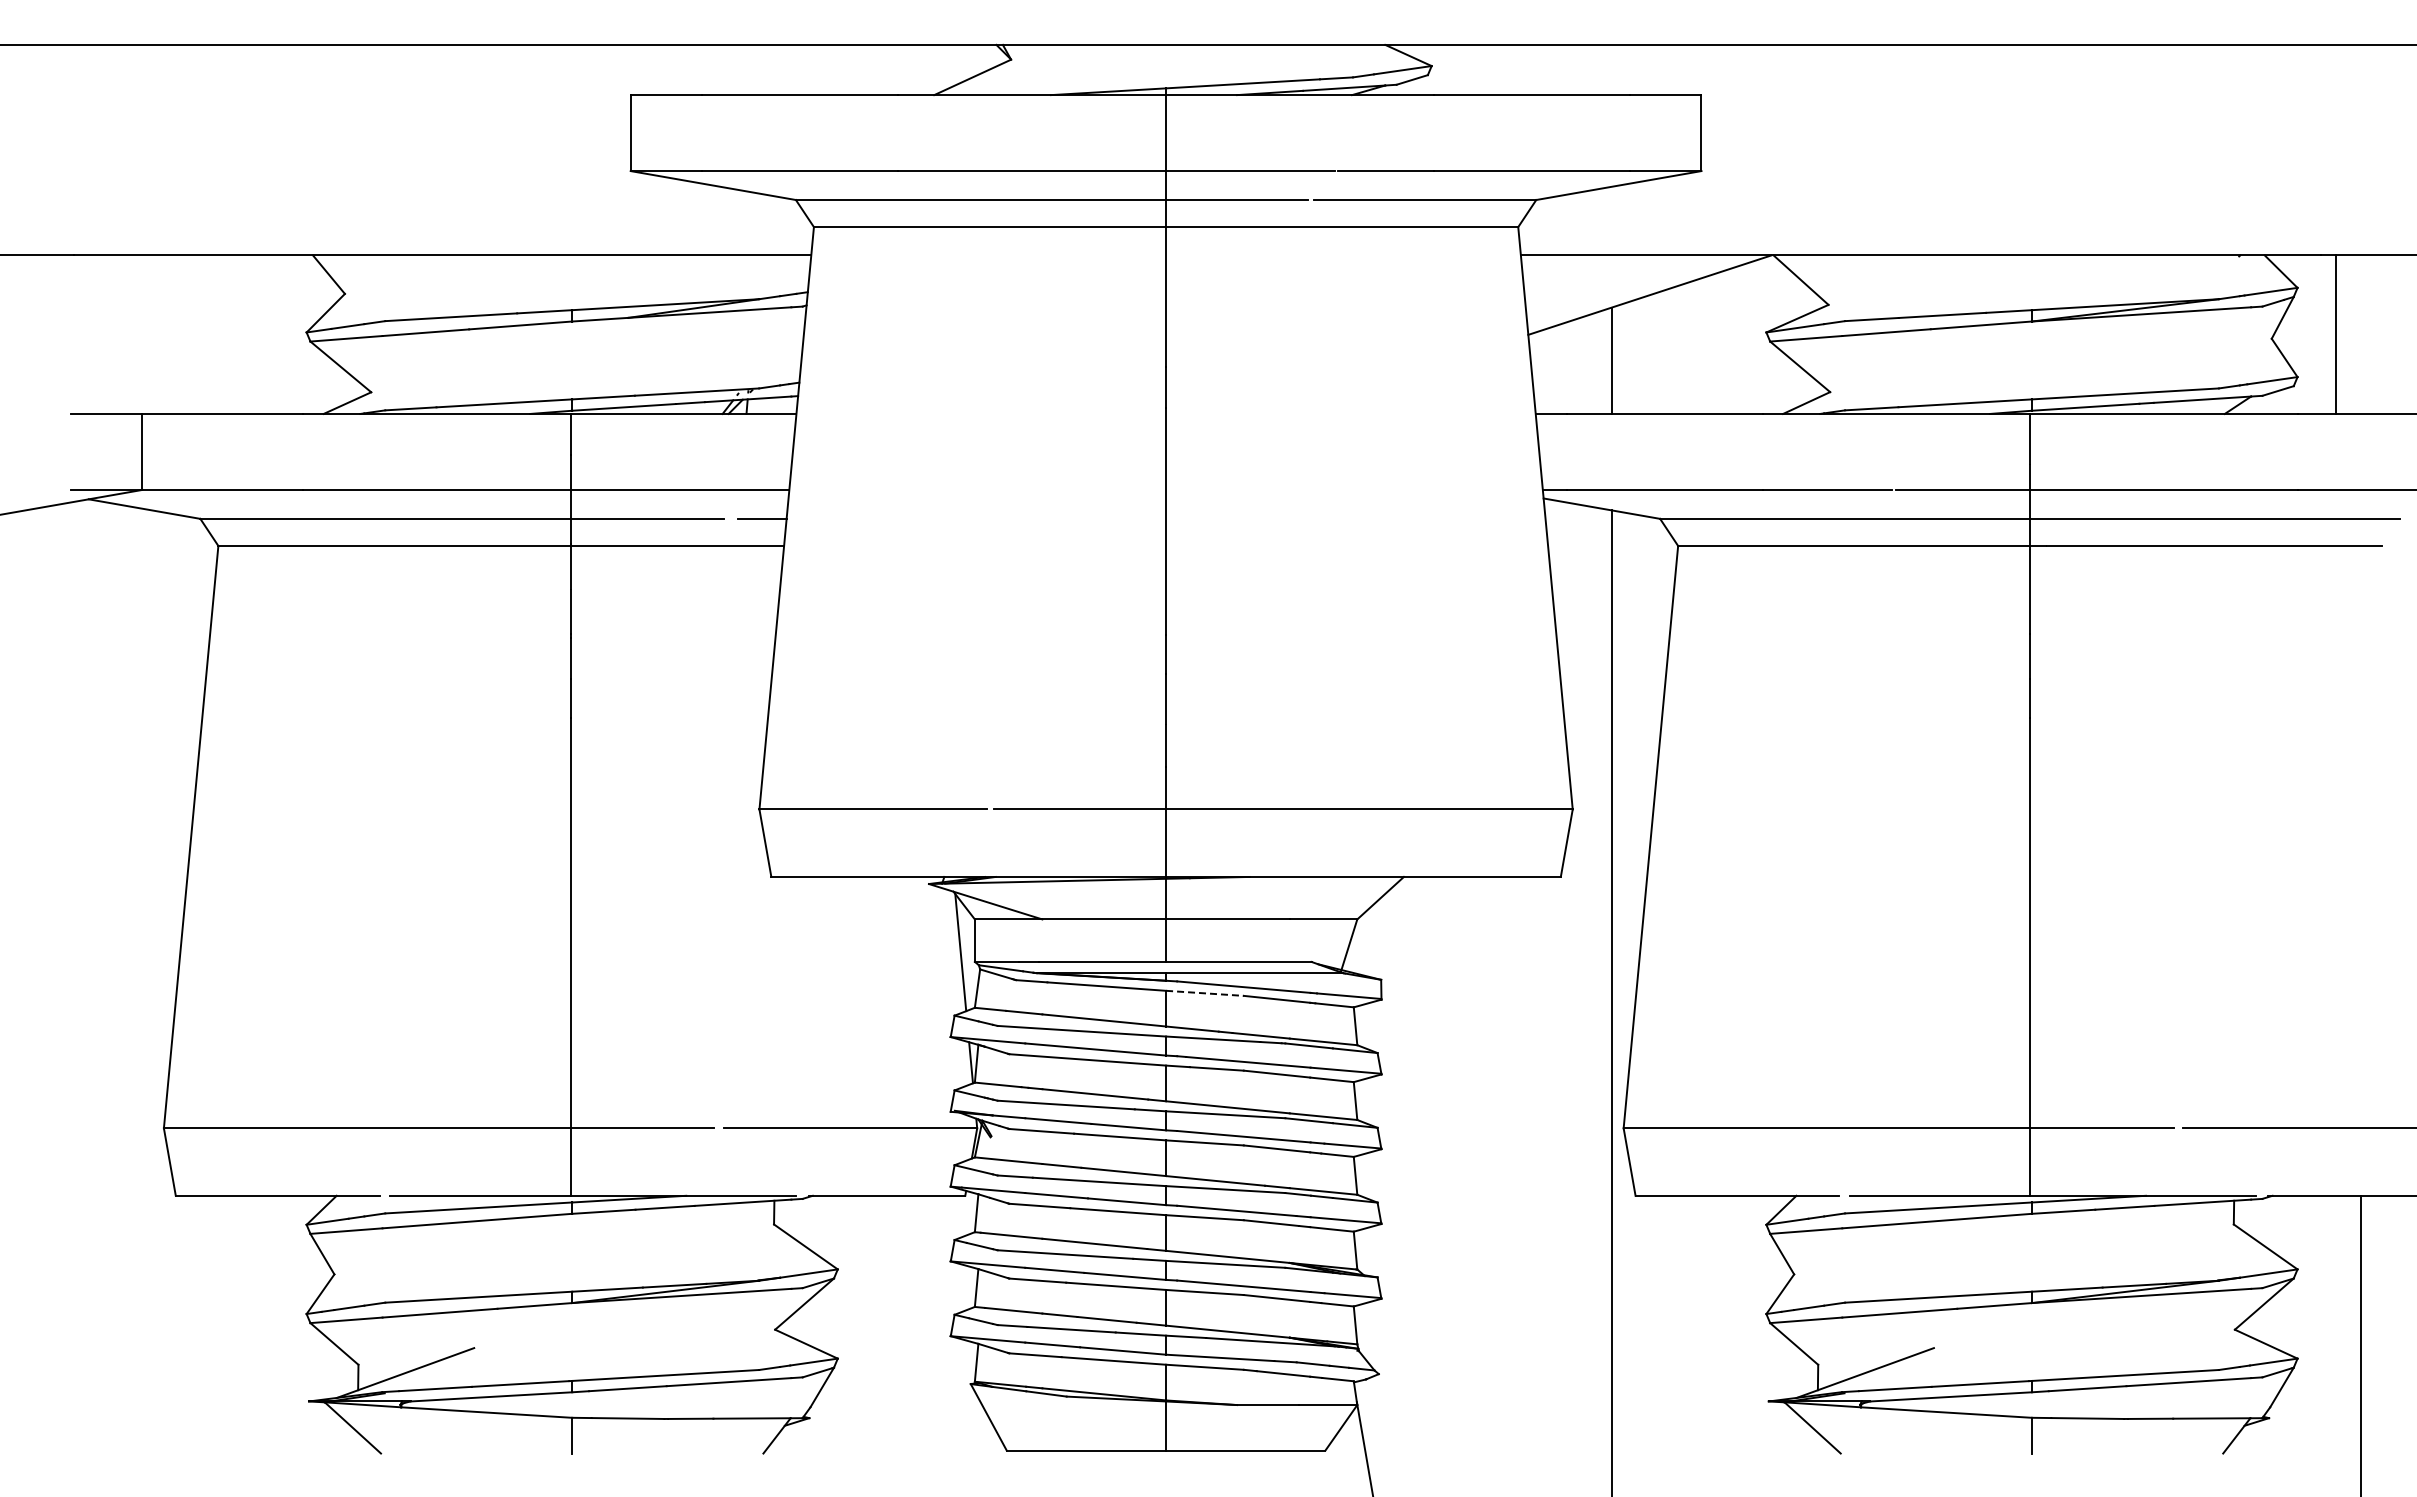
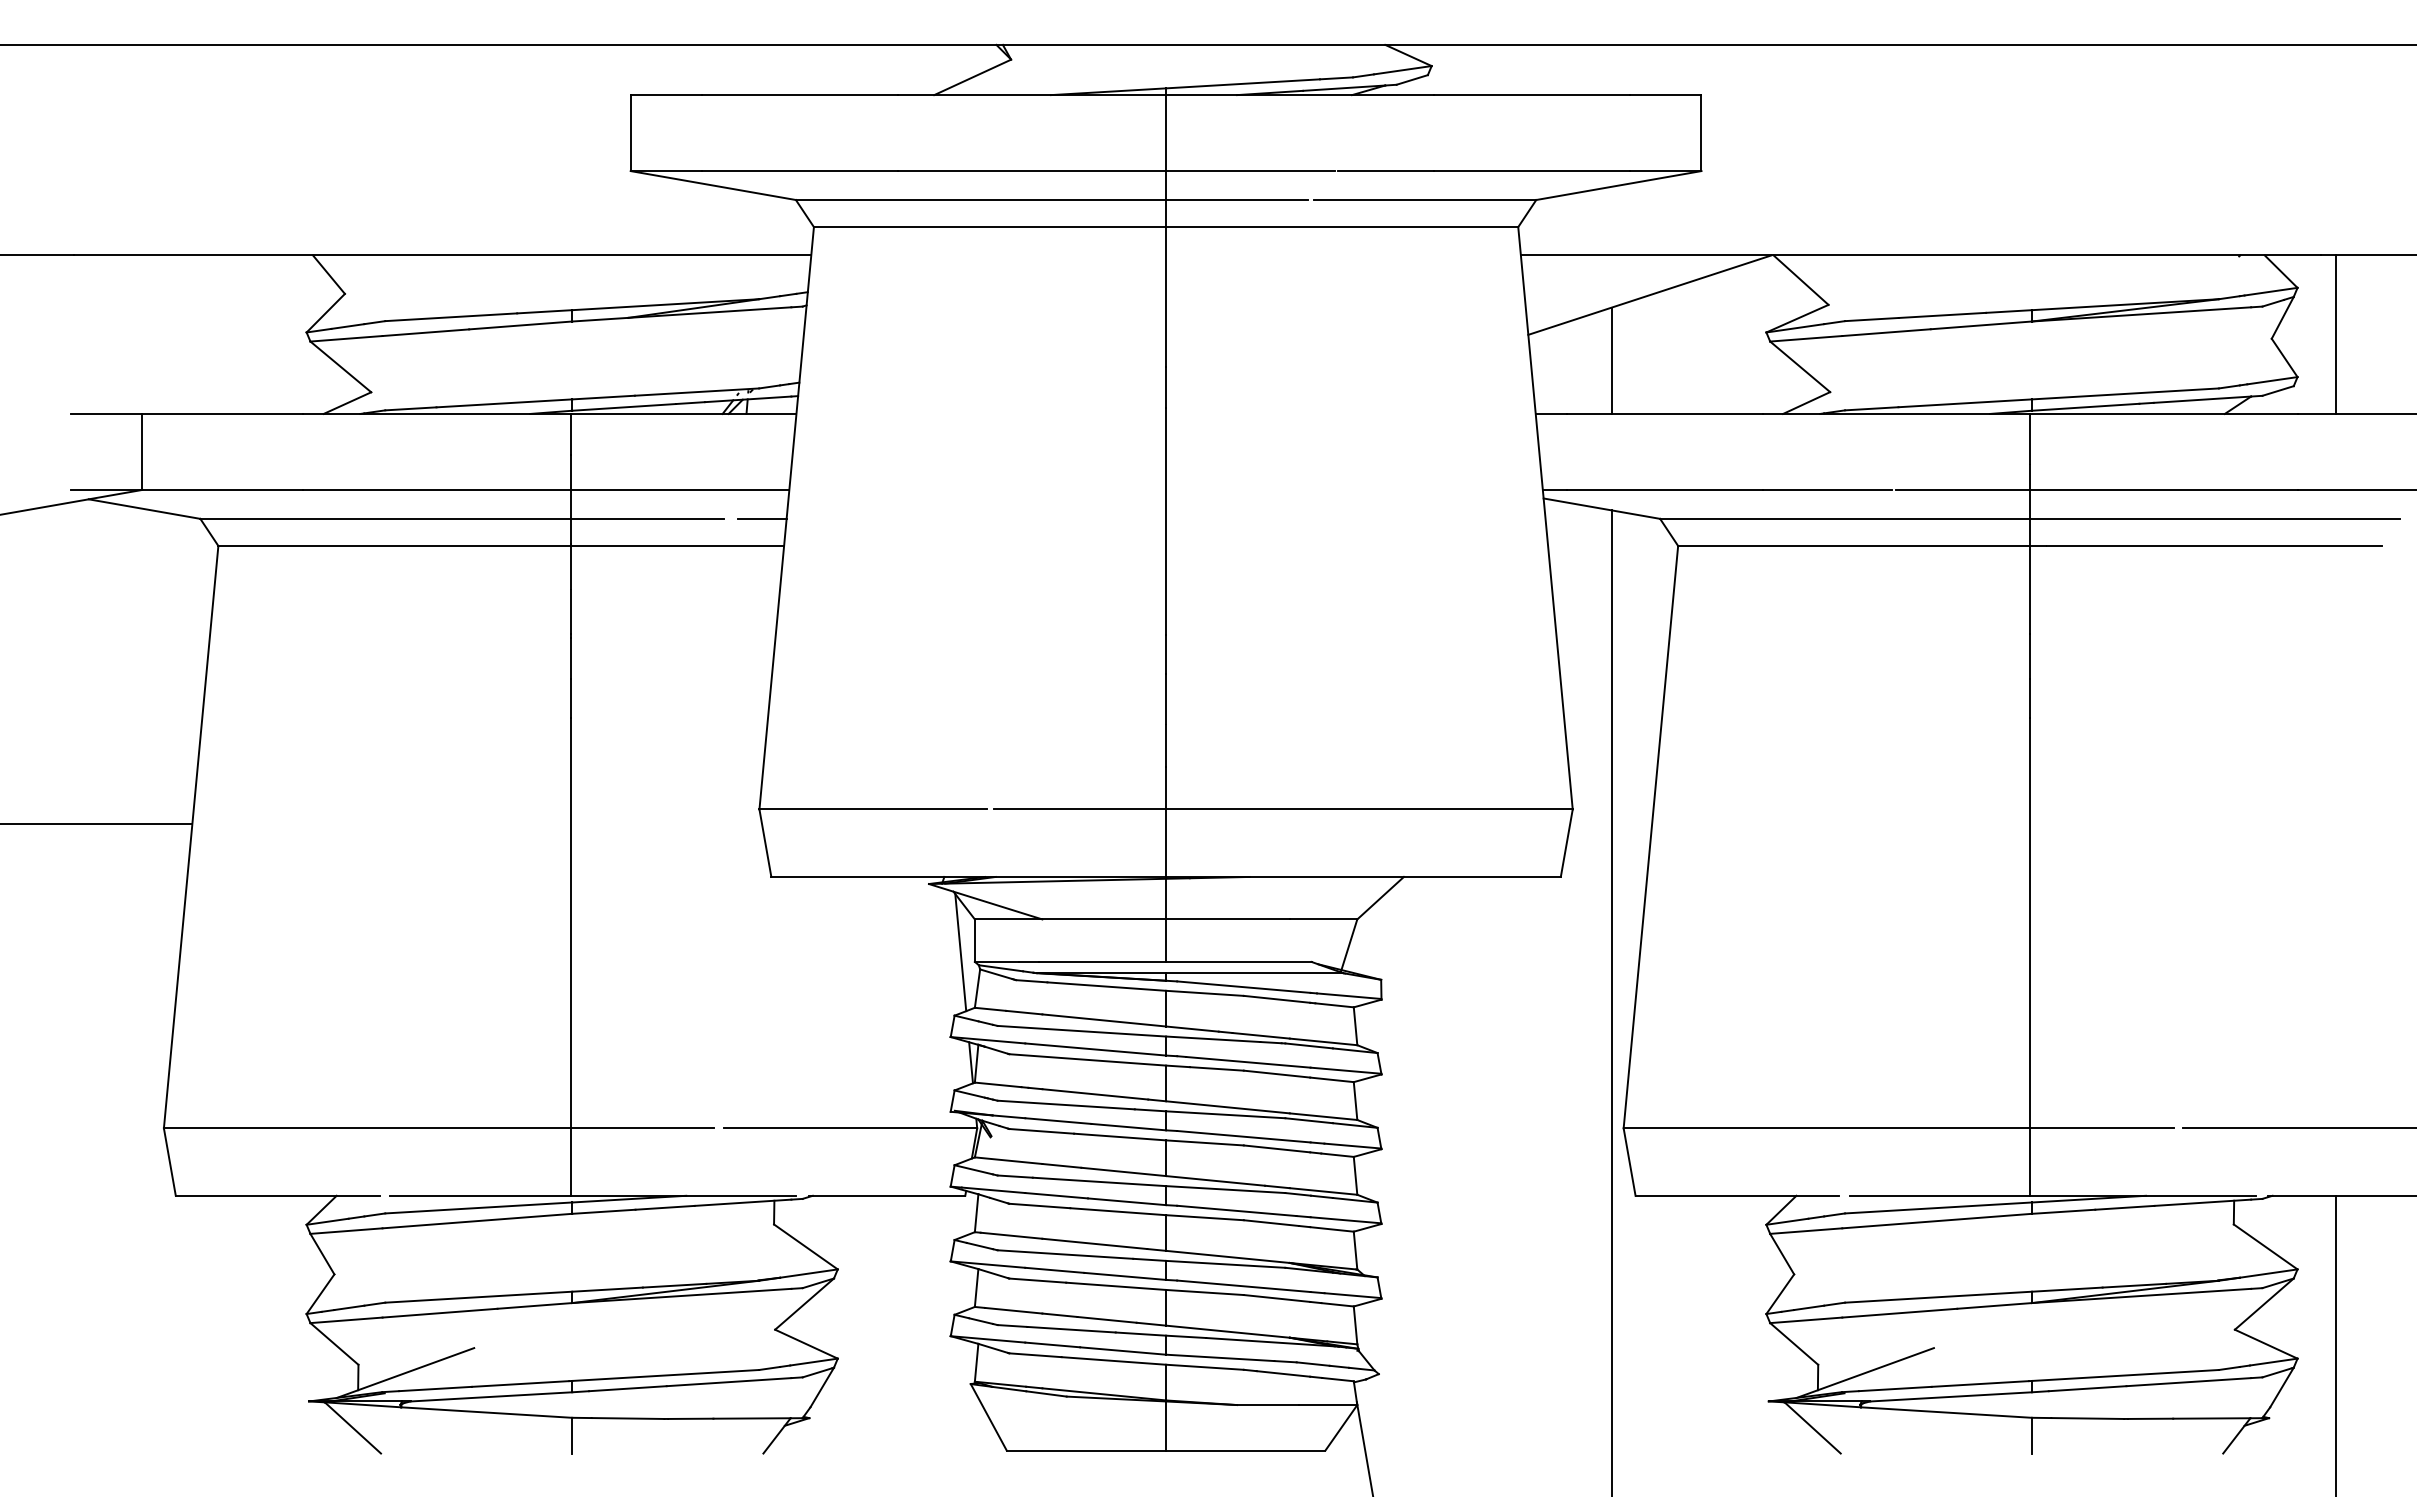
line: none -> present (97, 824)
line: dashed -> solid (1204, 993)
line position: (2361, 1344) -> (2336, 1344) (2336, 1344)
